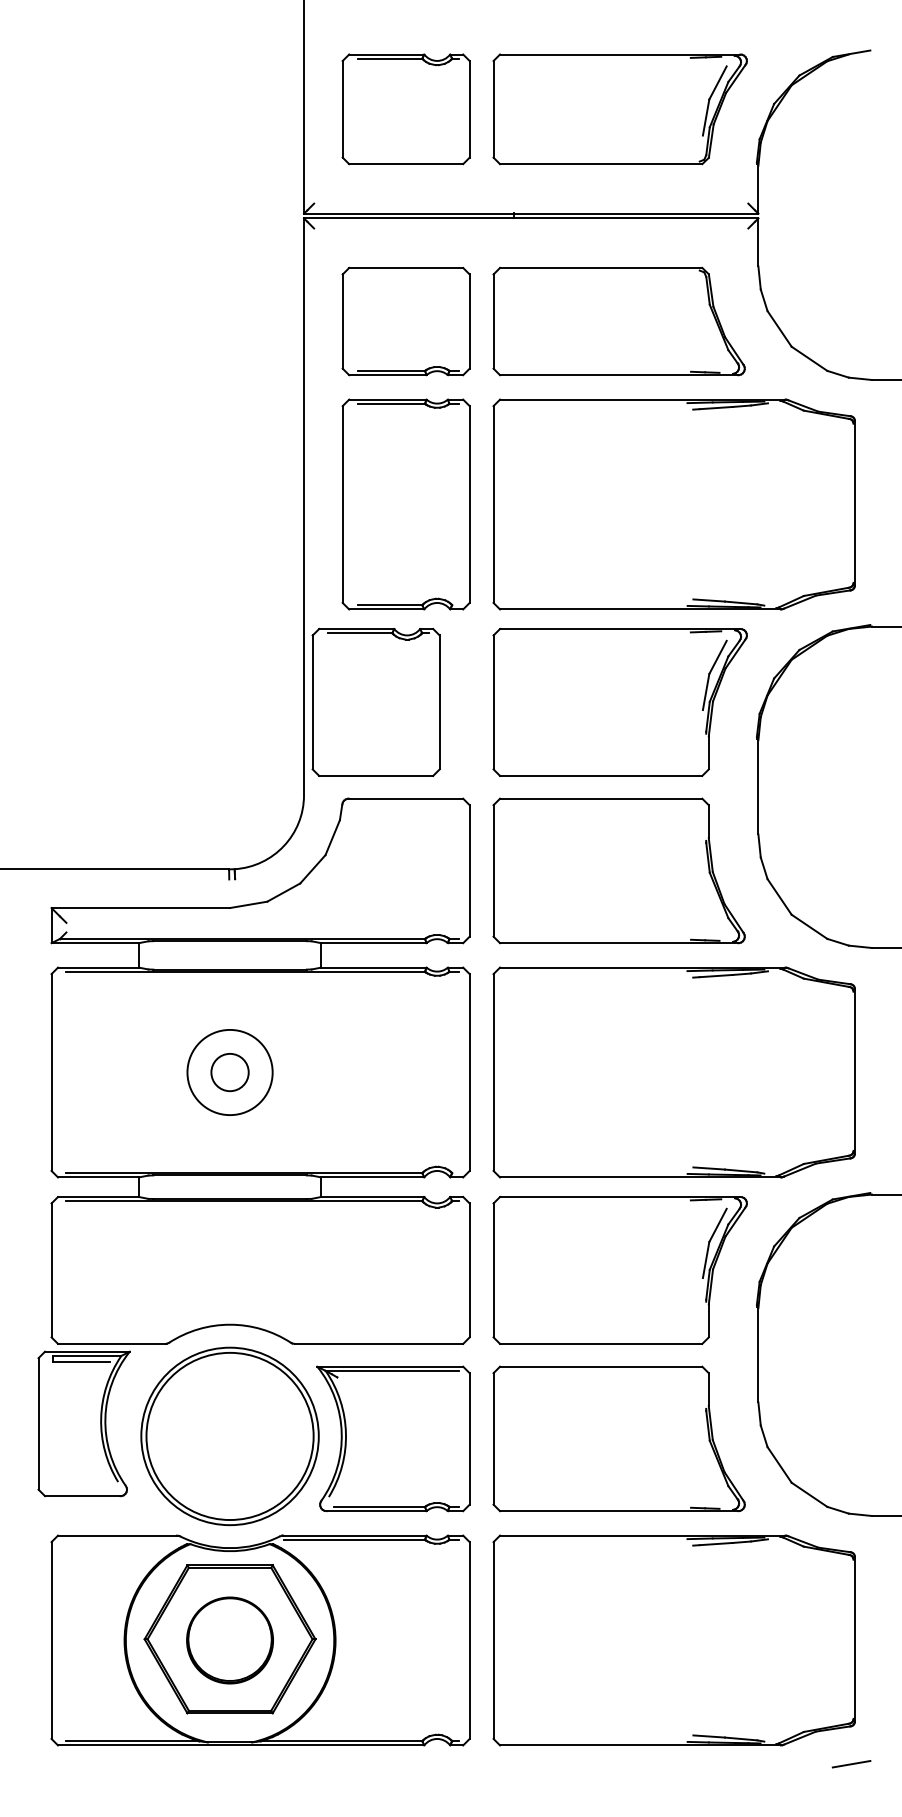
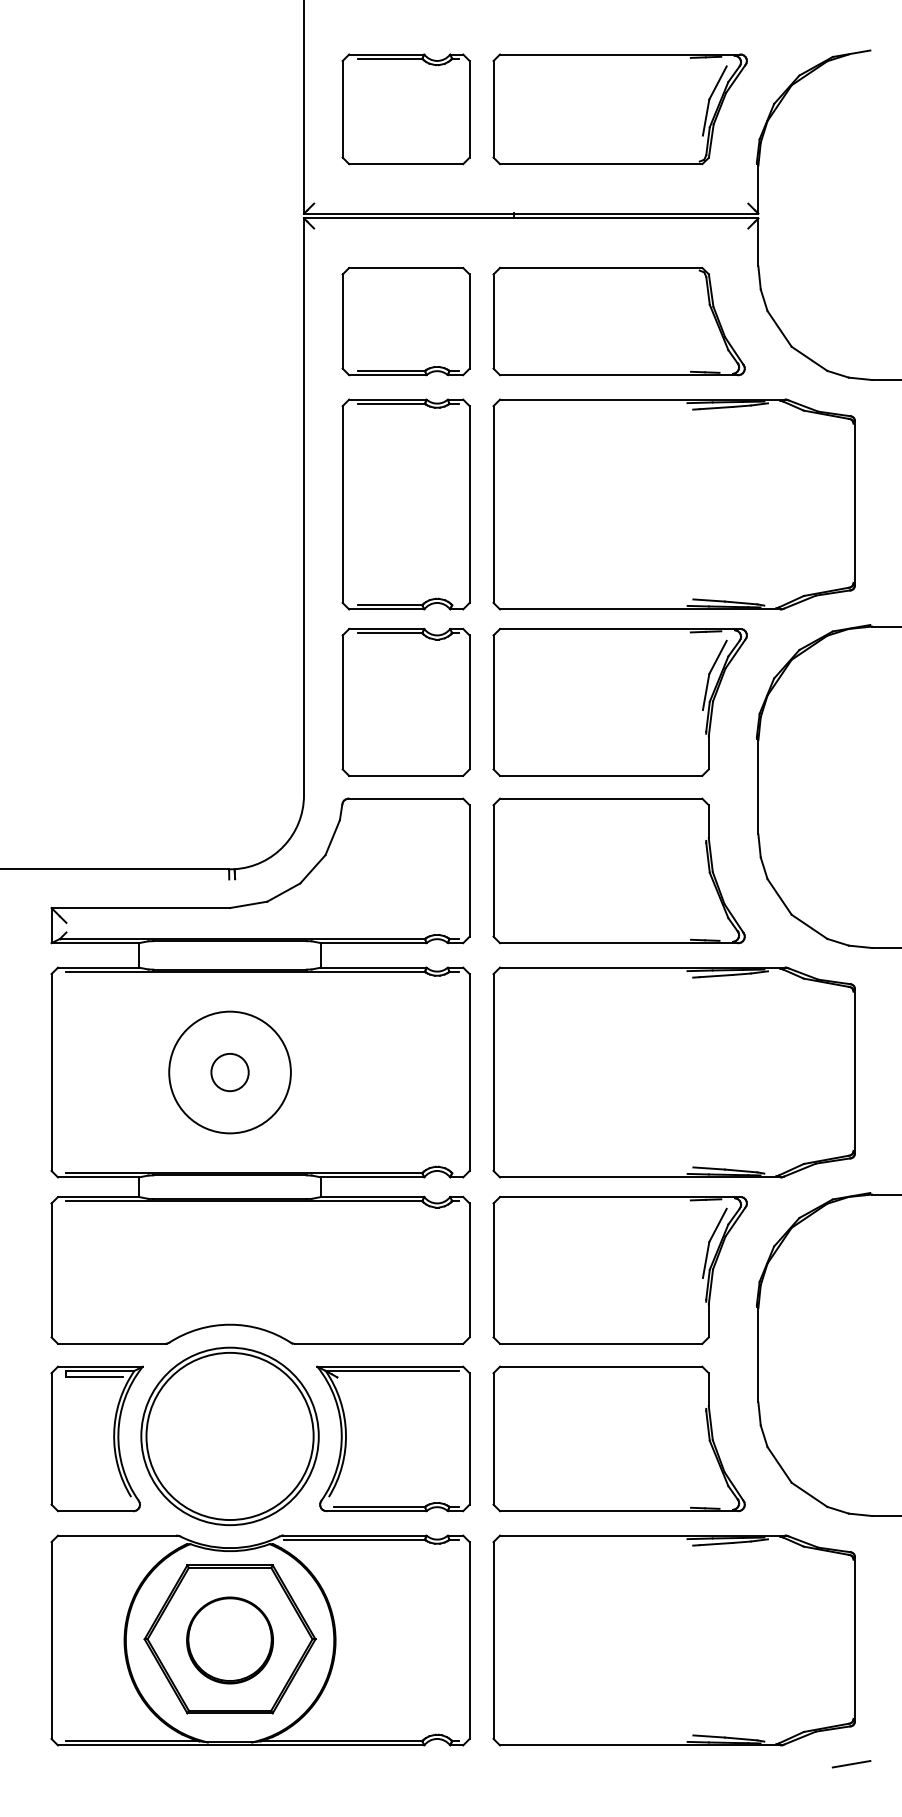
part position: (375, 702) -> (405, 702) (405, 702)
circle diameter: 85 px -> 122 px (229, 1072)
part position: (83, 1423) -> (96, 1438) (96, 1438)
